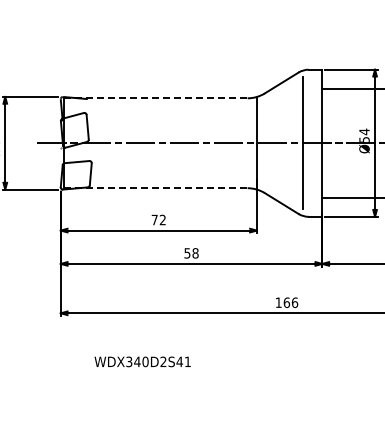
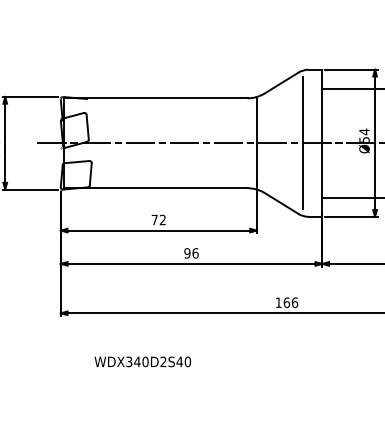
line: dashed -> solid (156, 98)
line: dashed -> solid (156, 188)
text: 58 -> 96 (191, 253)
text: WDX340D2S41 -> WDX340D2S40 (187, 361)
